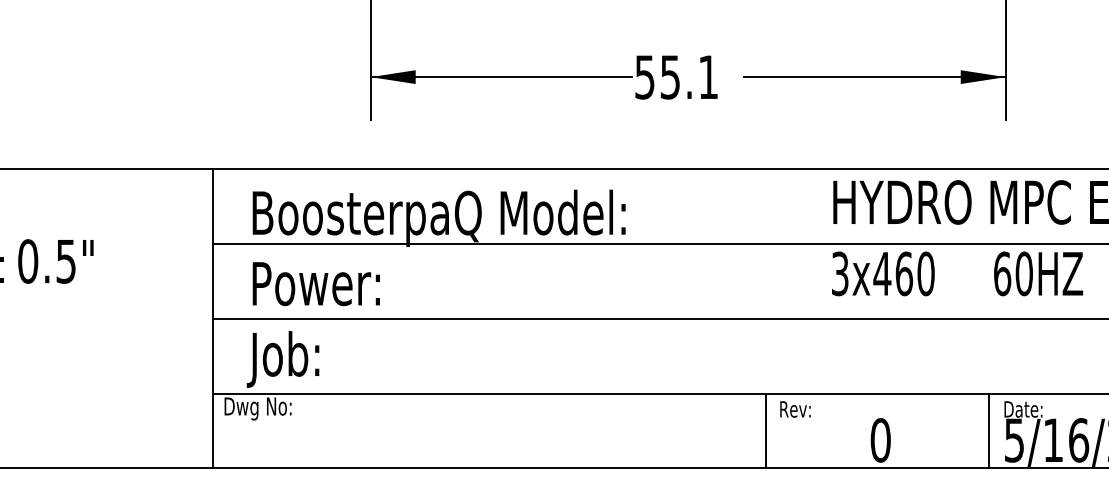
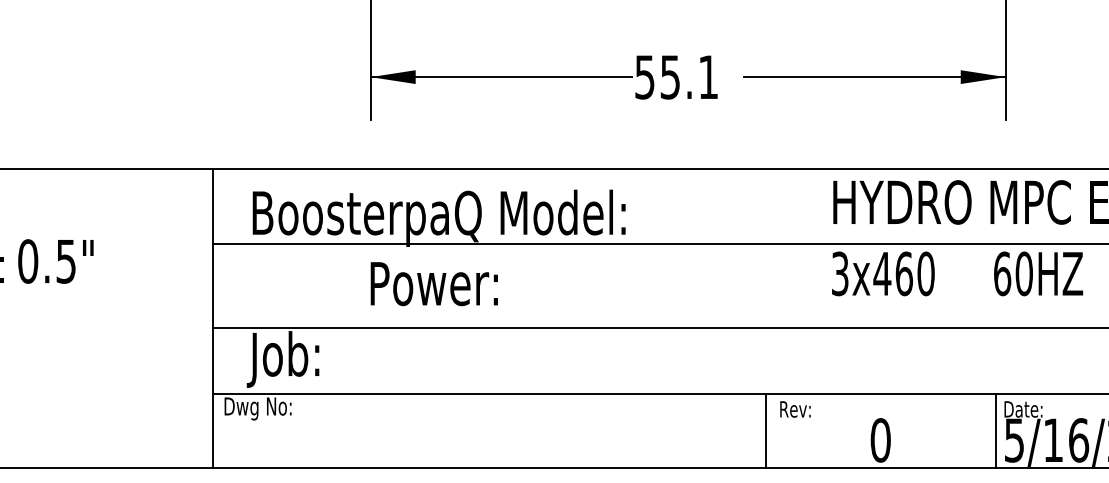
text position: (315, 284) -> (433, 284) (433, 284)
line position: (658, 318) -> (658, 327) (658, 327)
line position: (989, 430) -> (996, 430) (996, 430)
